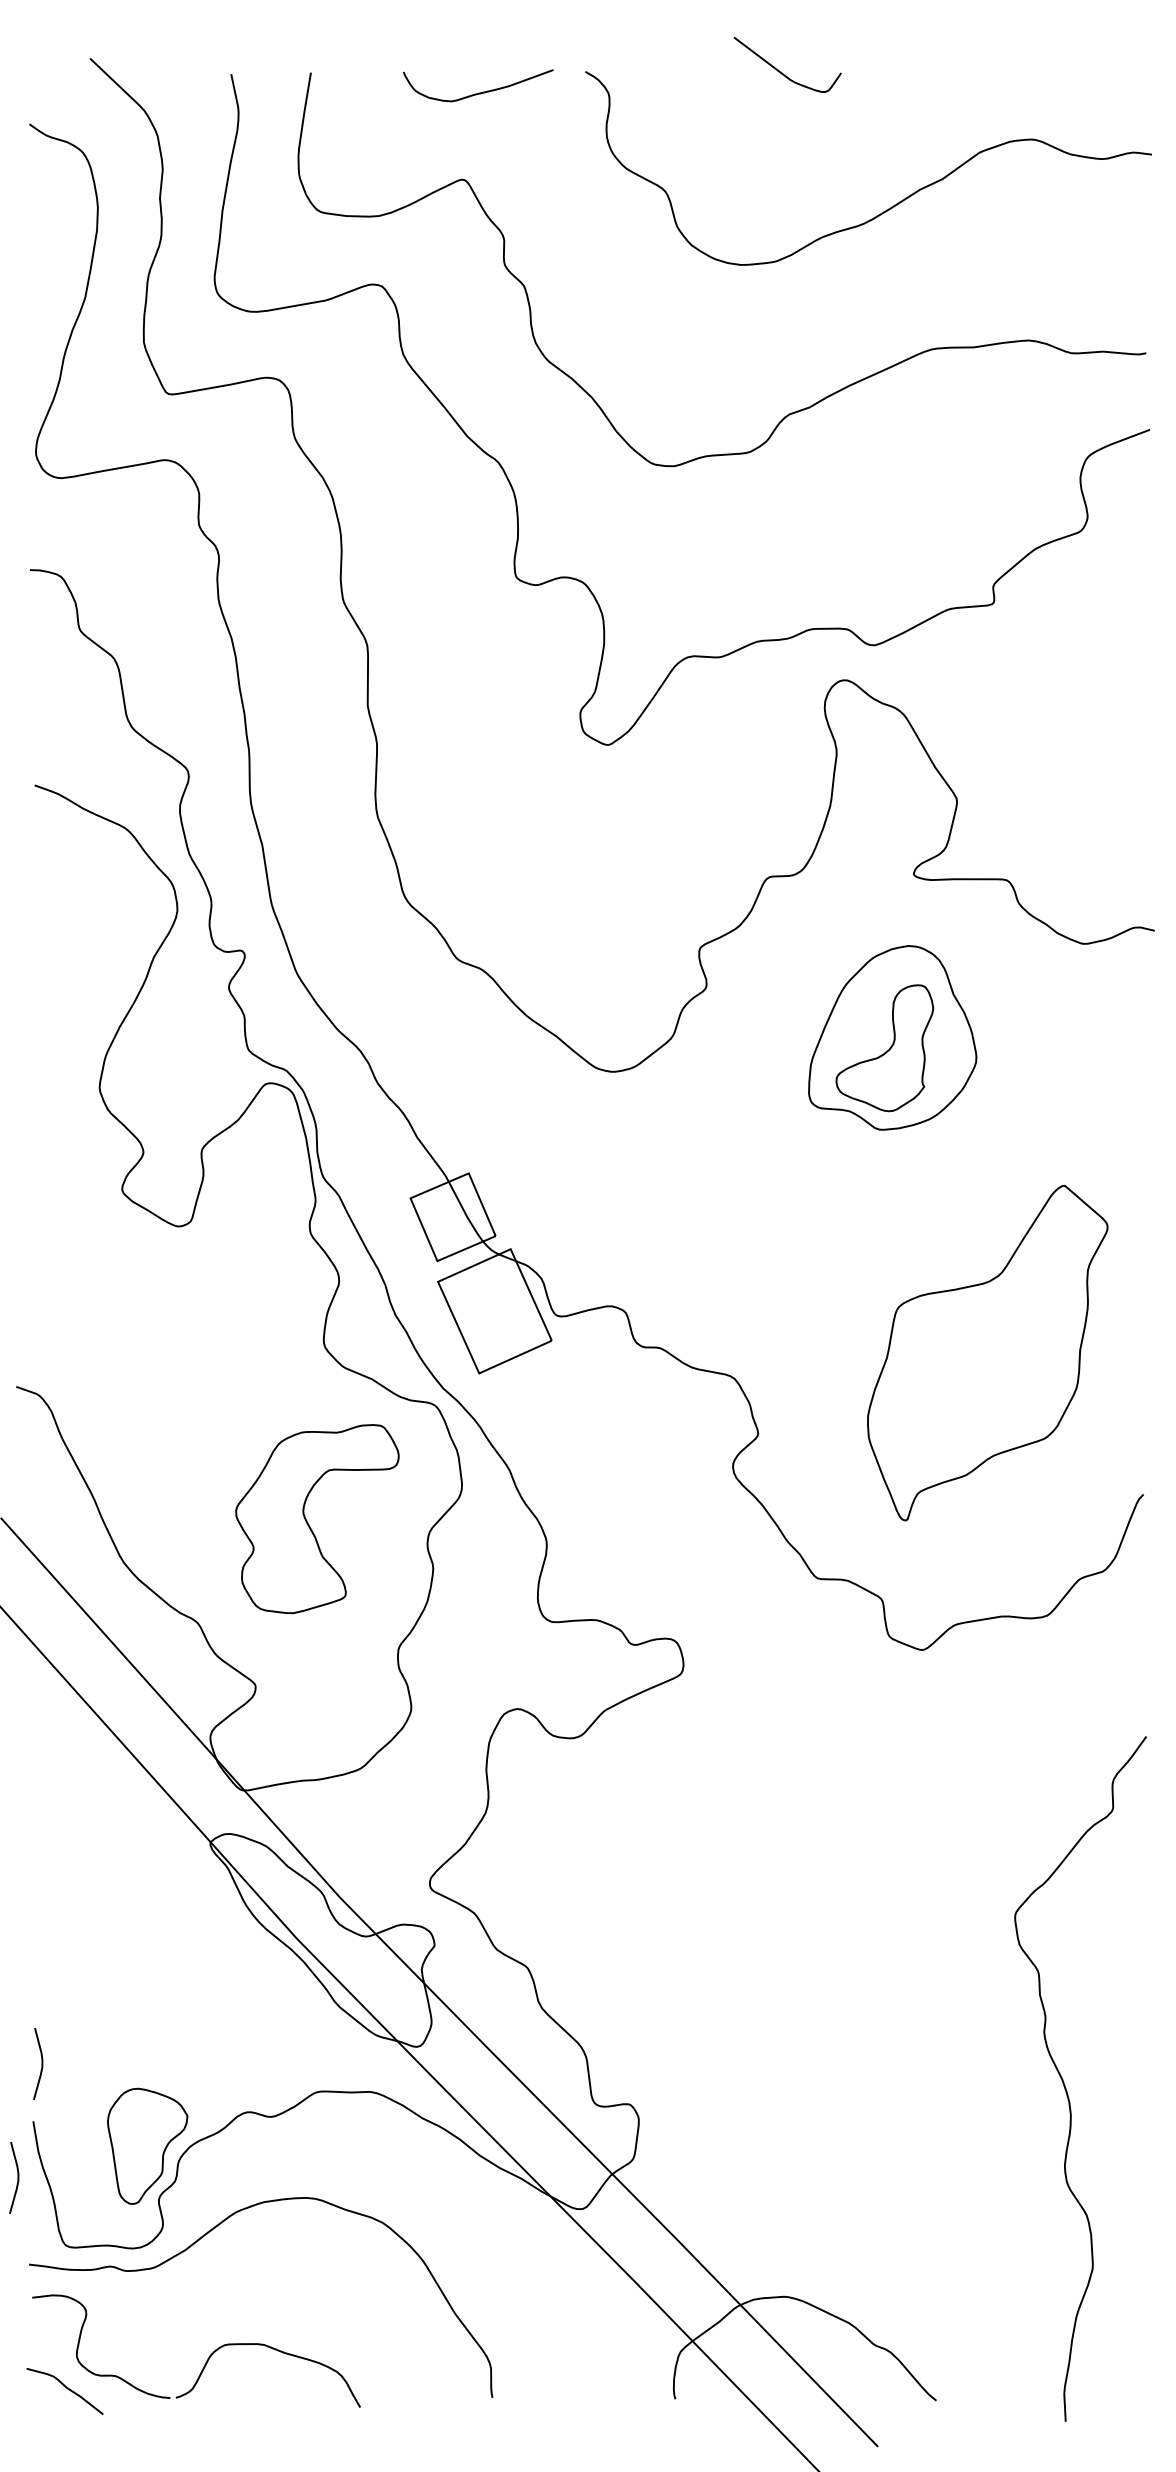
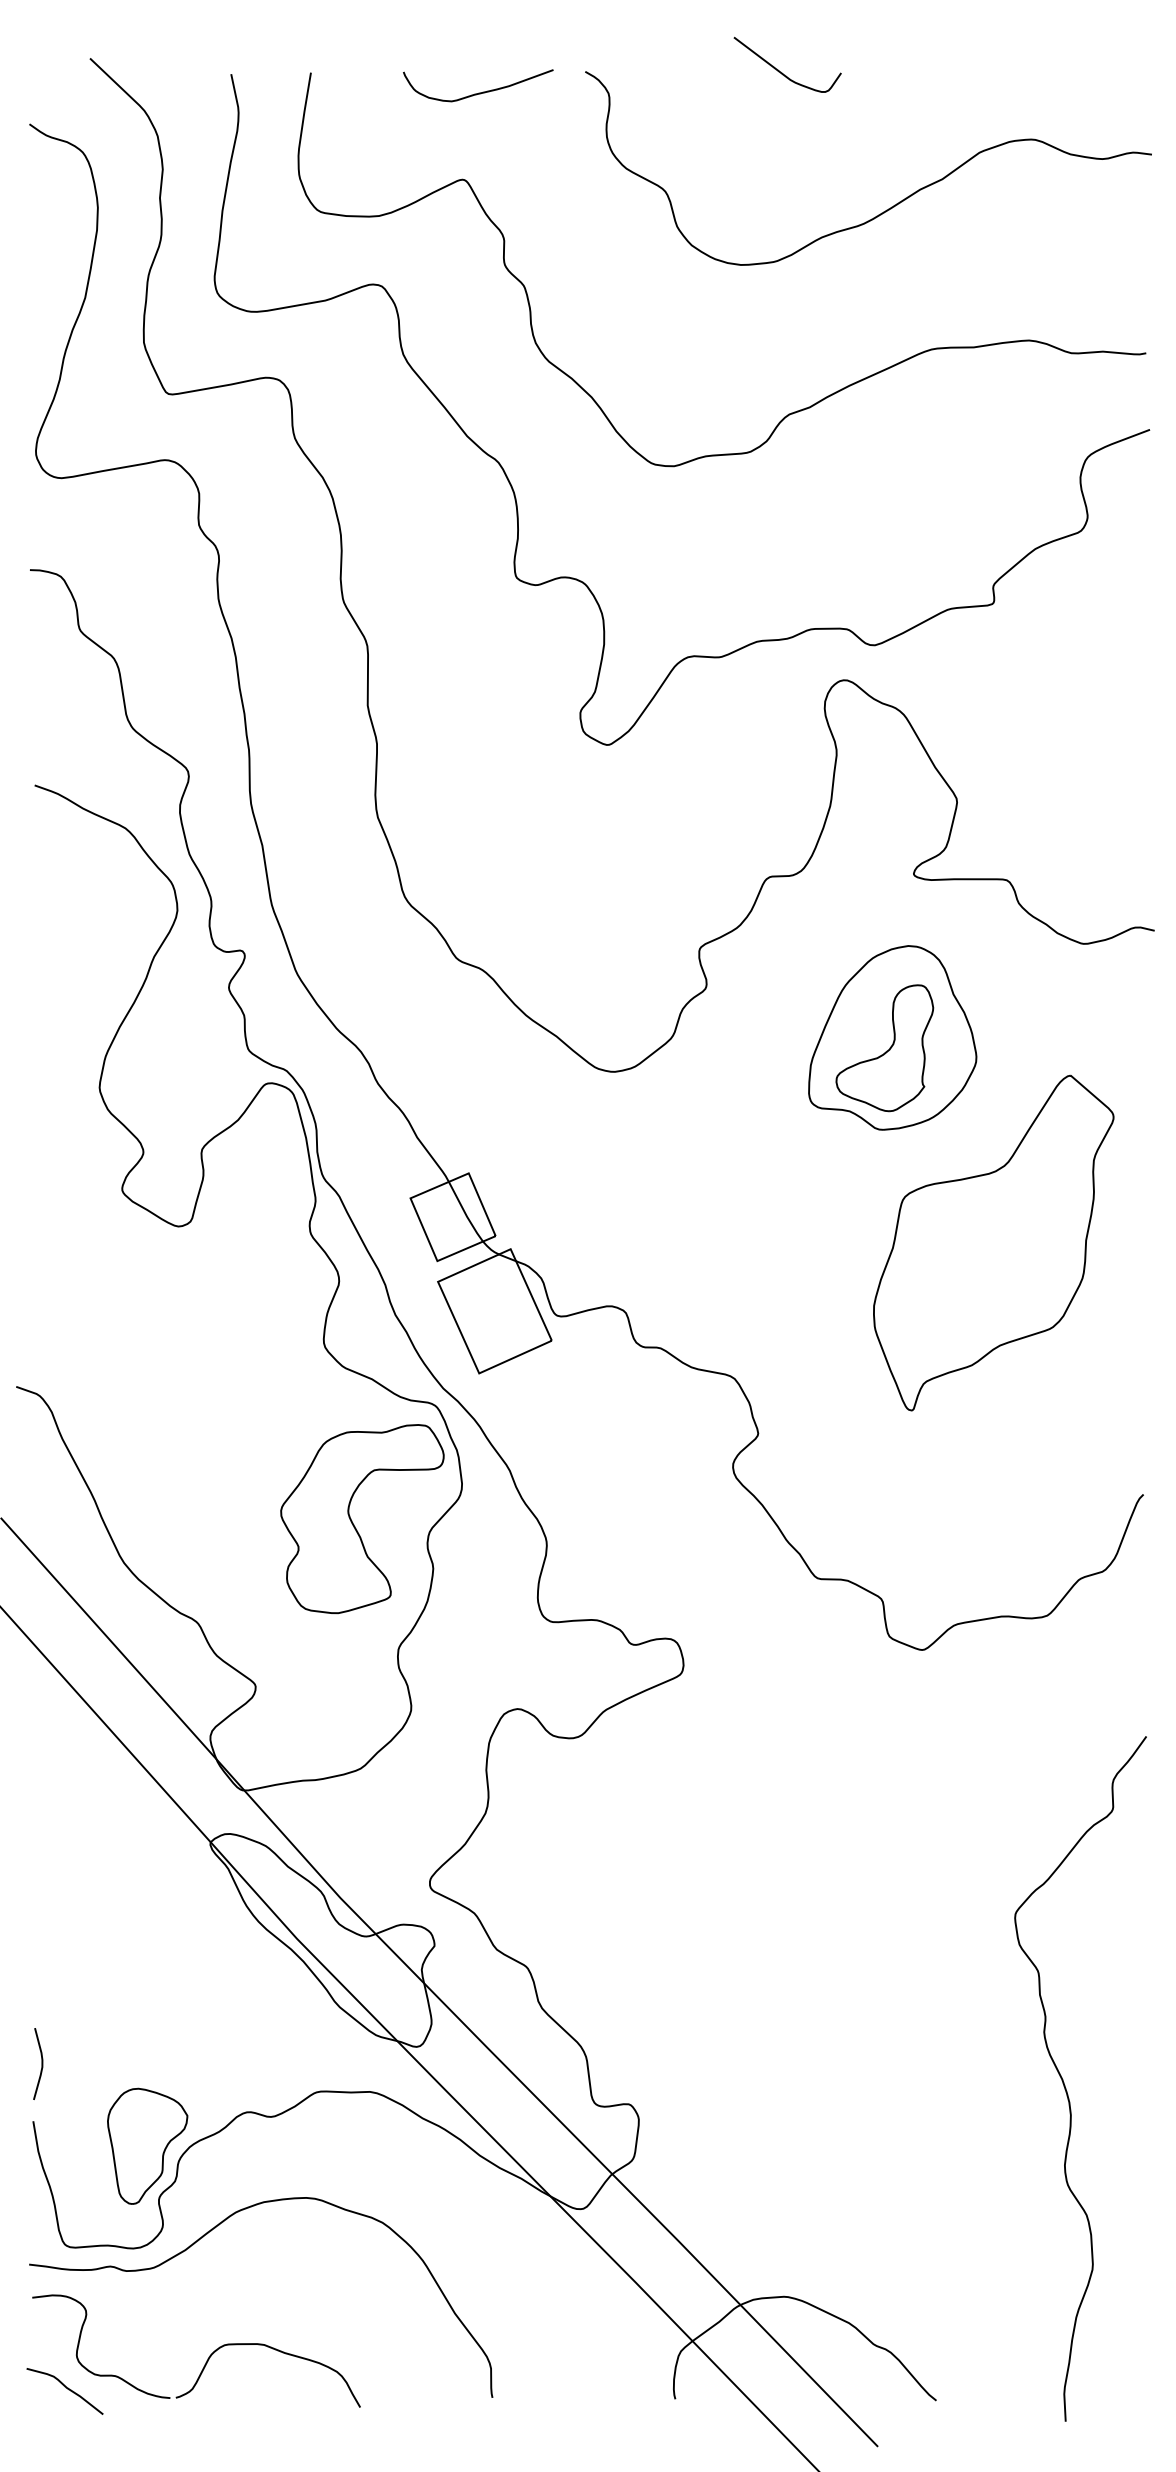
part position: (987, 1352) -> (993, 1242) (993, 1242)
part position: (309, 1524) -> (354, 1524) (354, 1524)
curve: present -> none (17, 2177)
